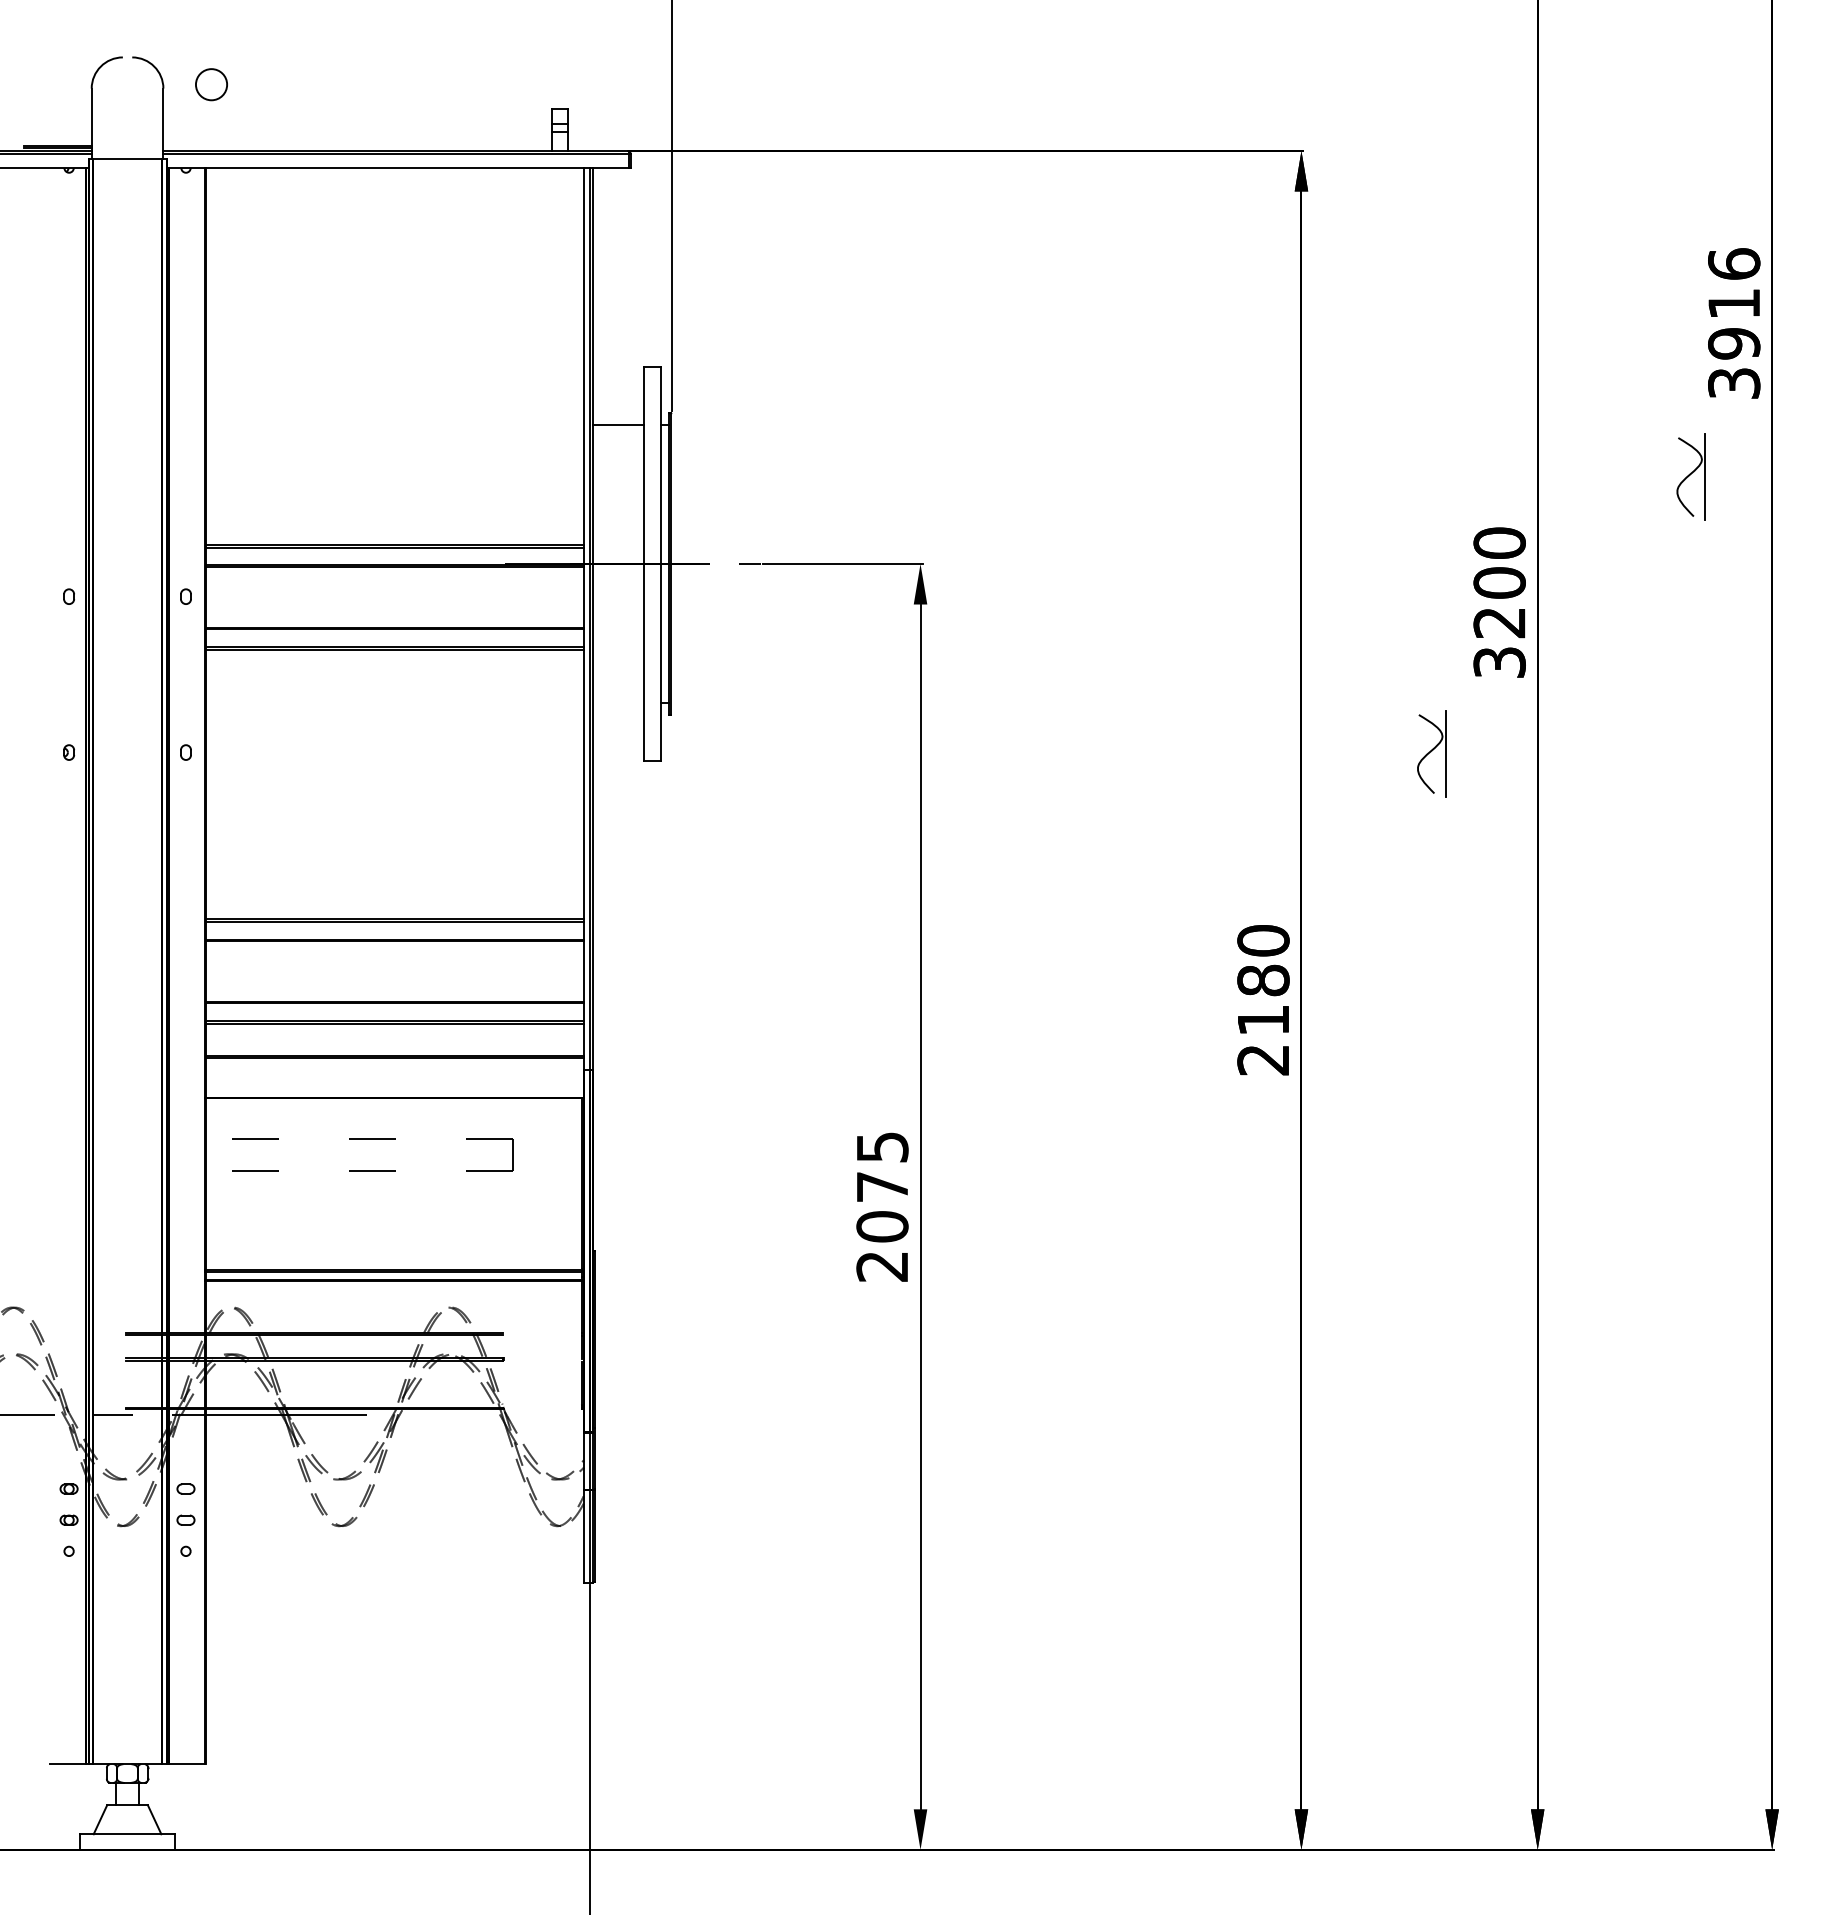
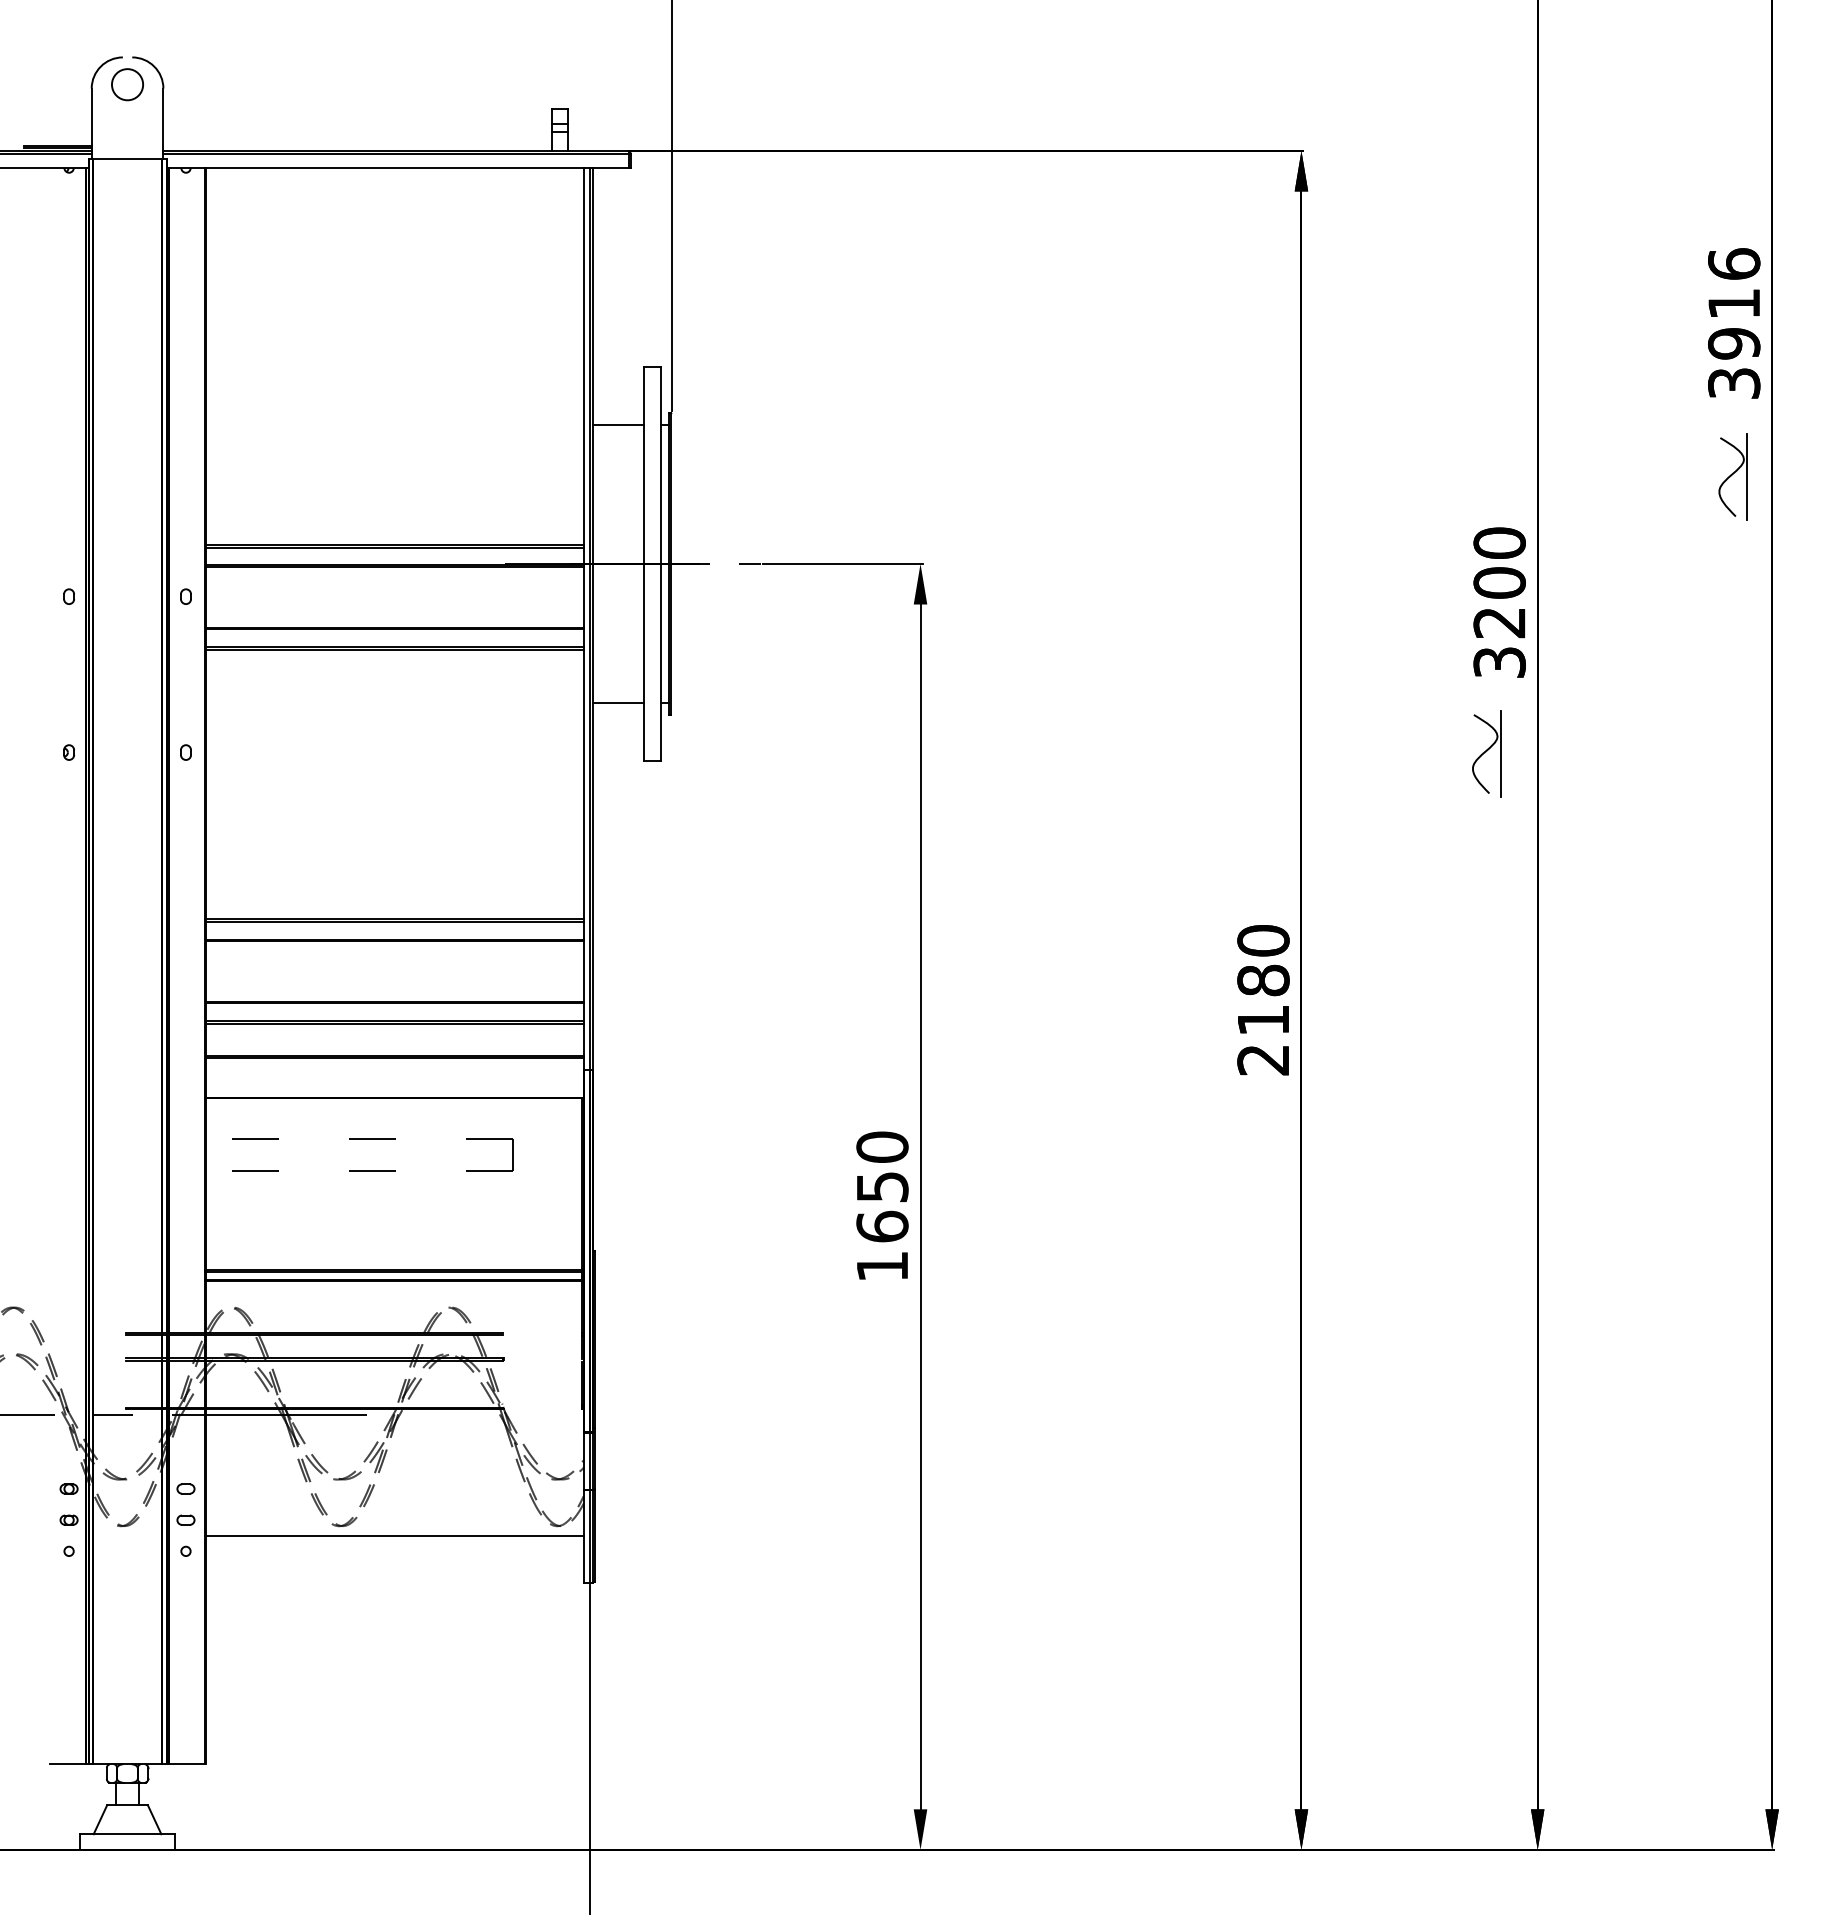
circle position: (211, 84) -> (127, 84) (127, 84)
part position: (1690, 476) -> (1732, 476) (1732, 476)
line: none -> present (617, 702)
part position: (1431, 753) -> (1486, 753) (1486, 753)
text: 2075 -> 1650 (882, 1206)
line: none -> present (394, 1536)
